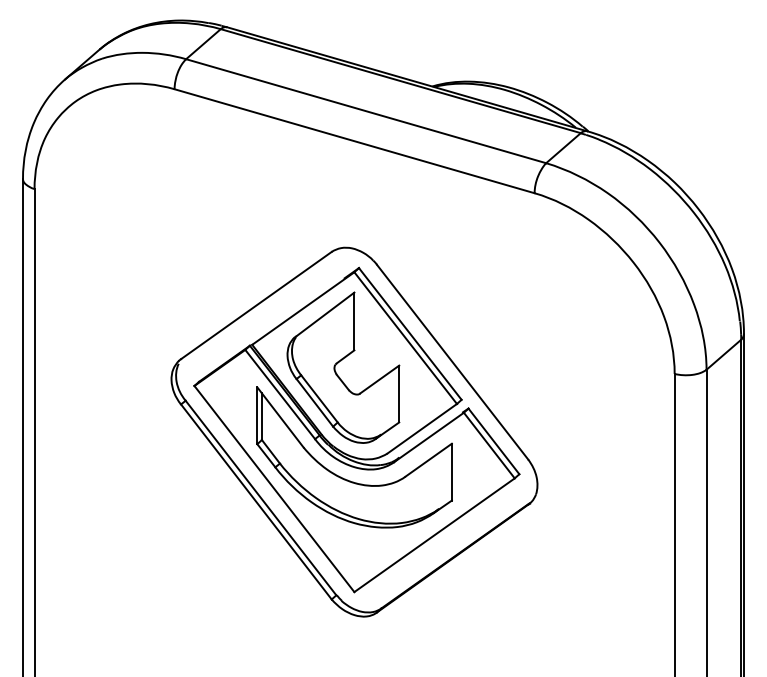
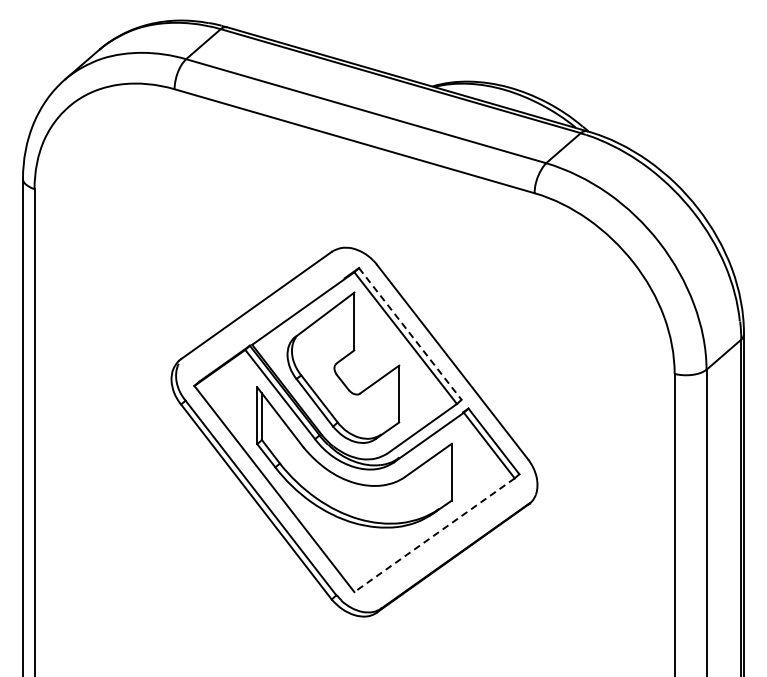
line: solid -> dashed (410, 334)
line: solid -> dashed (434, 535)
